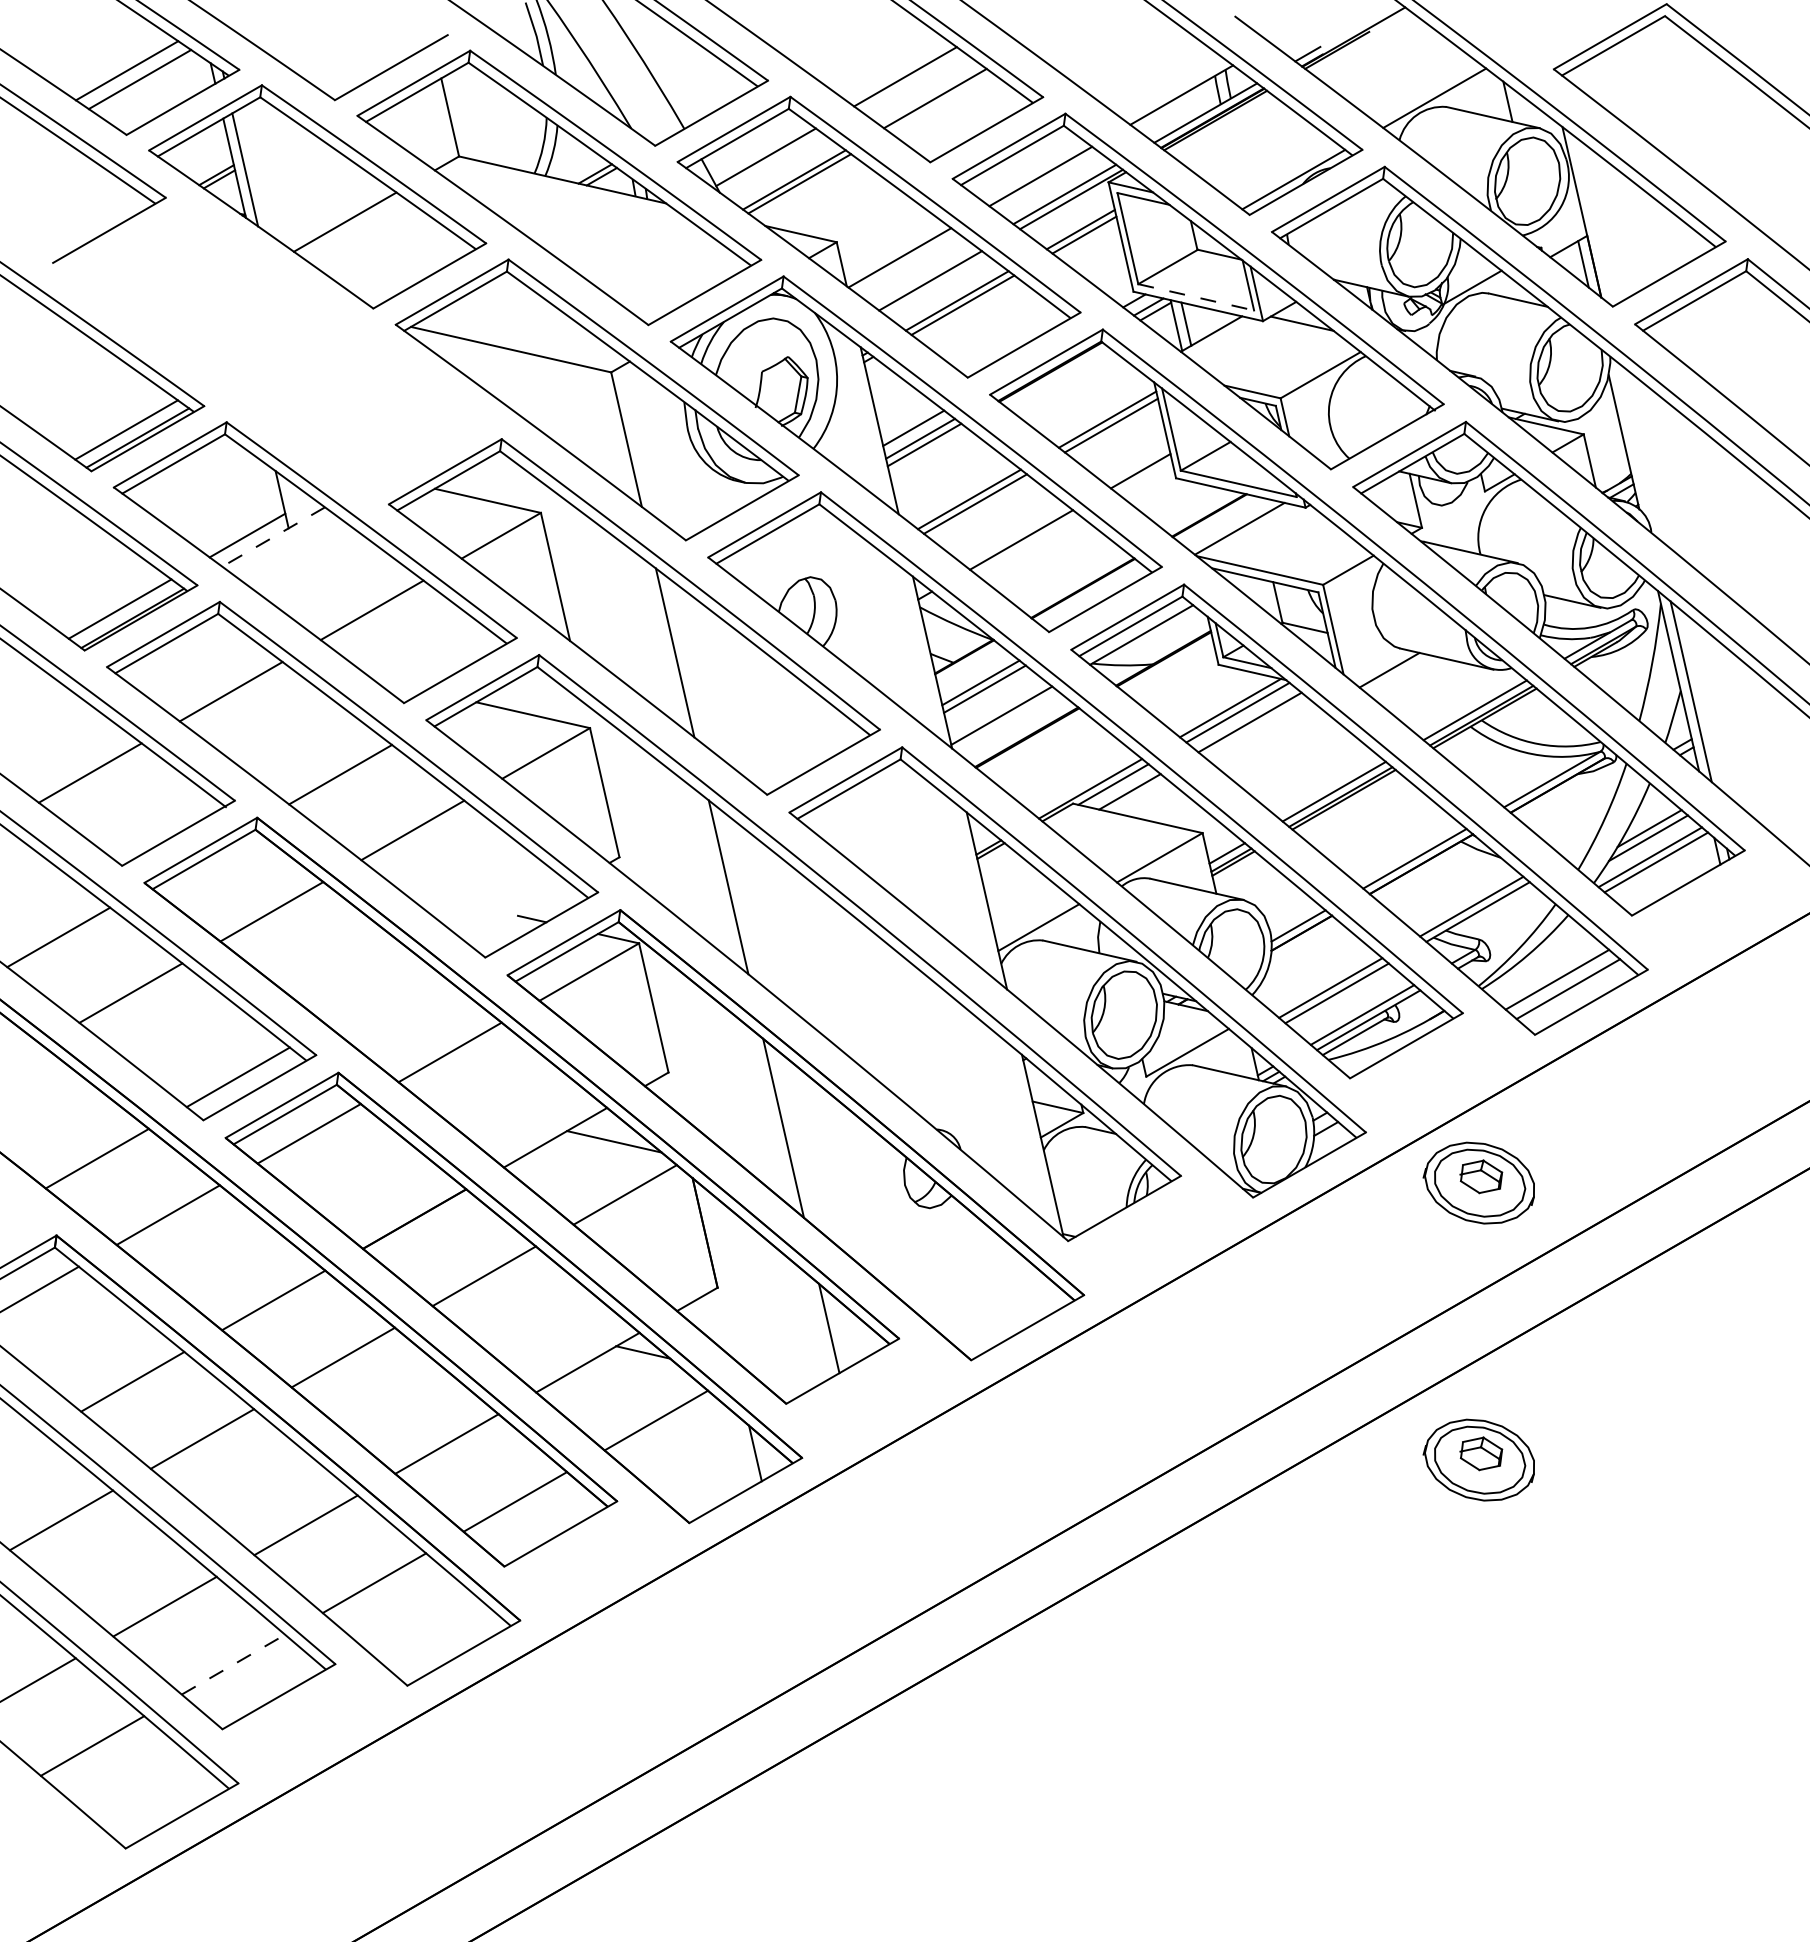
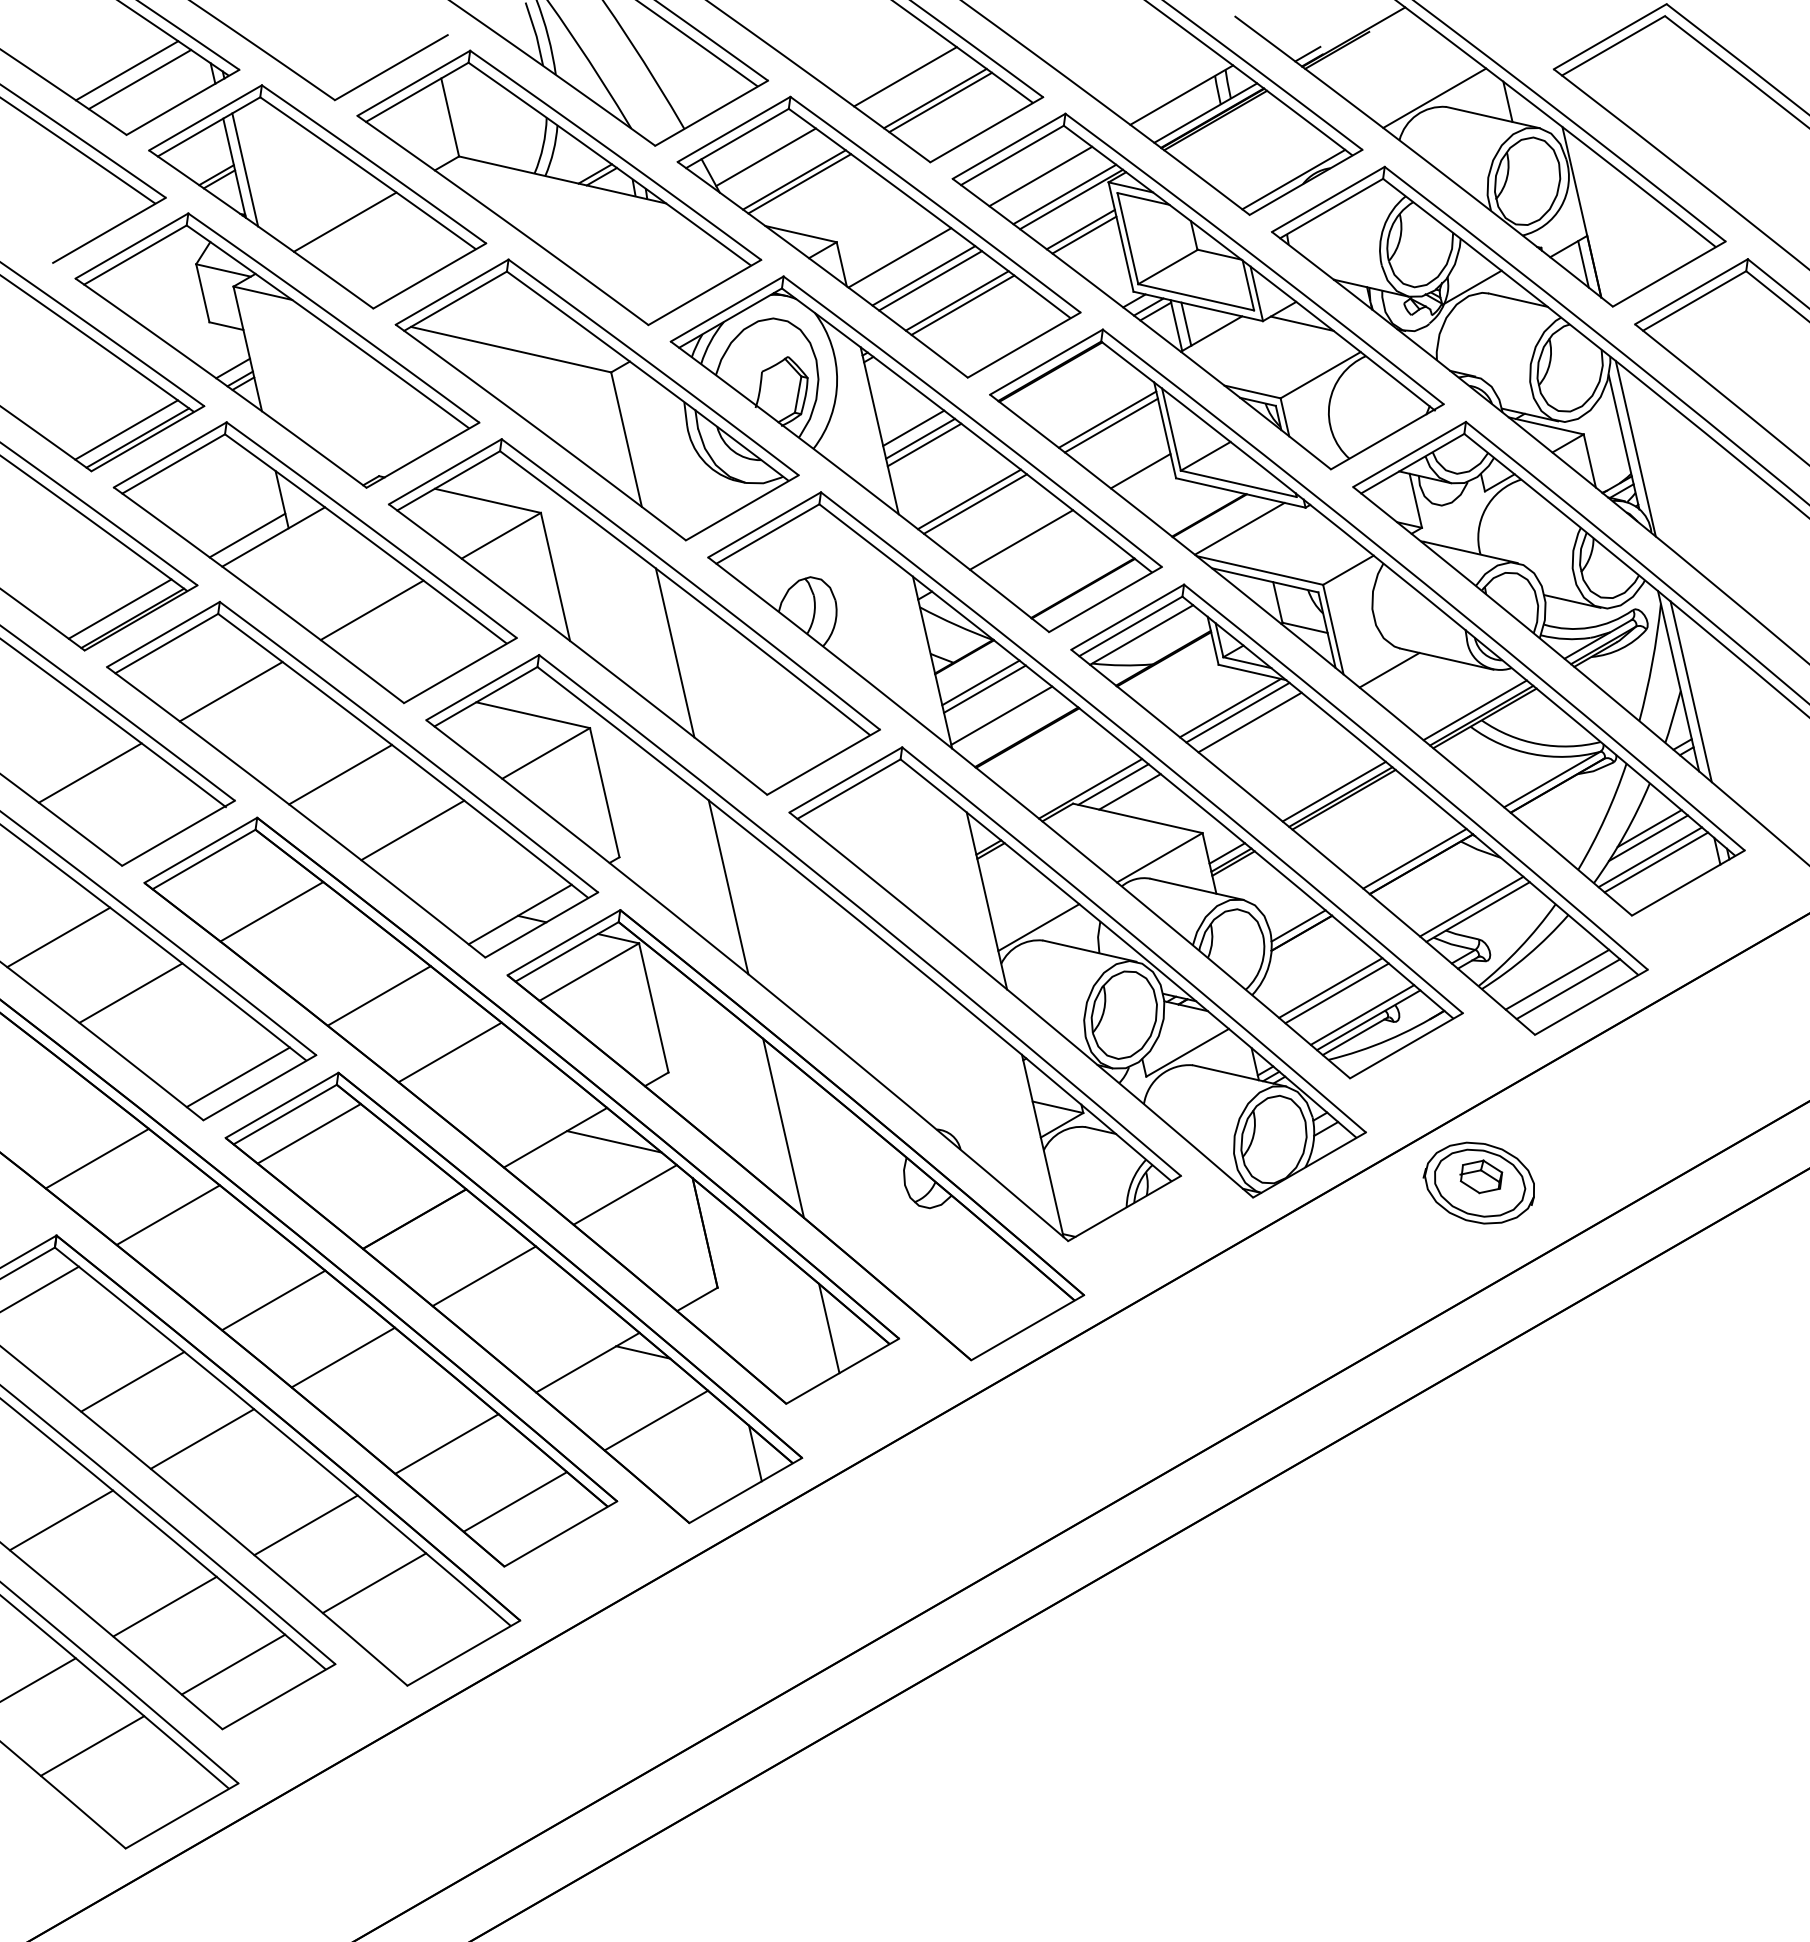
line: none -> present (940, 102)
line: none -> present (923, 275)
line: dashed -> solid (1196, 297)
part: none -> present (277, 350)
line: none -> present (1635, 448)
line: dashed -> solid (273, 537)
line: none -> present (519, 914)
line: none -> present (378, 995)
part: present -> none (1478, 1459)
line: dashed -> solid (233, 1664)
